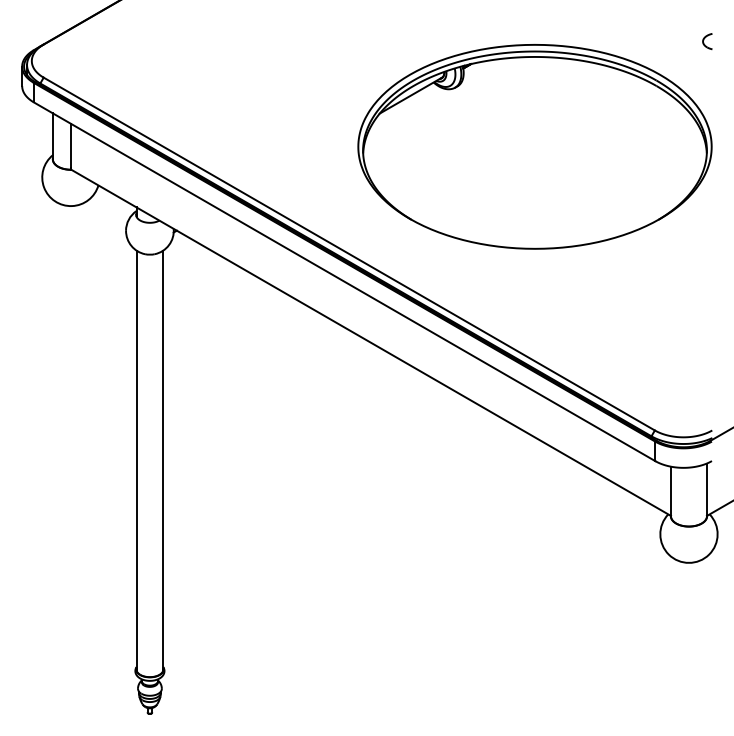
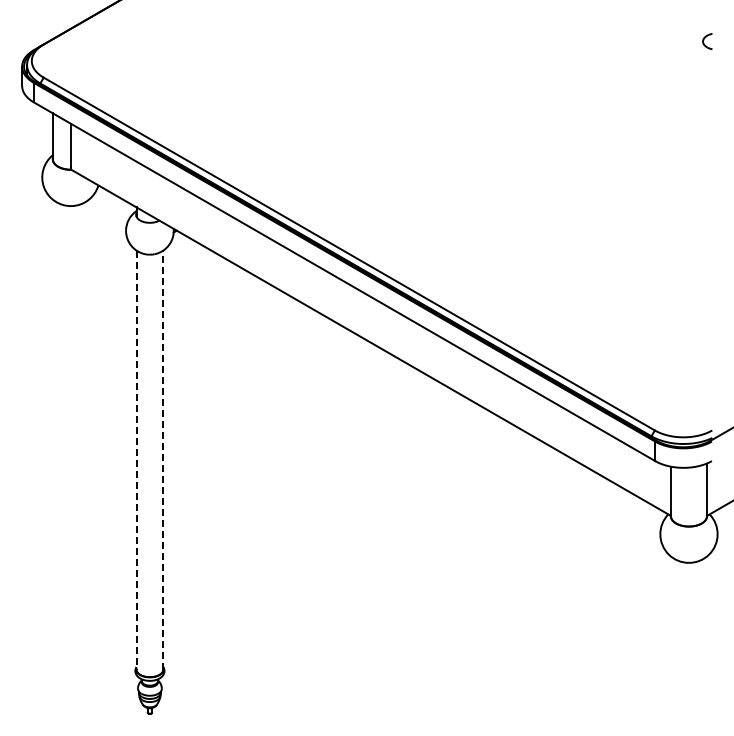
part: present -> none (534, 146)
line: solid -> dashed (136, 460)
line: solid -> dashed (163, 460)
